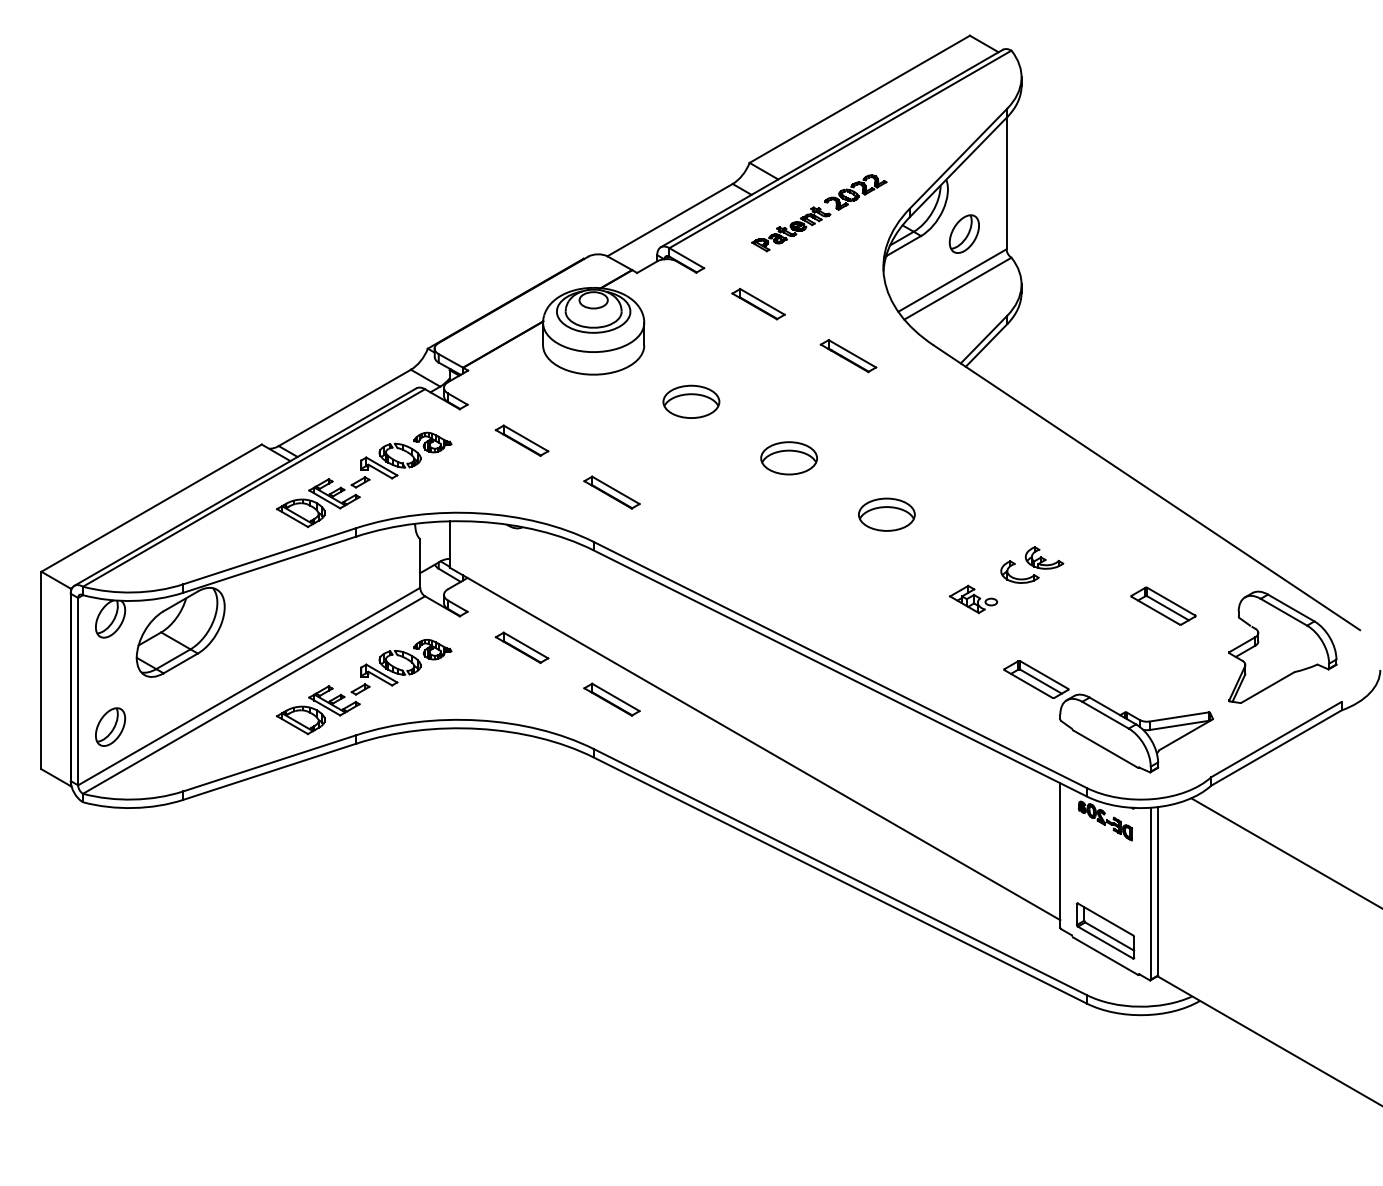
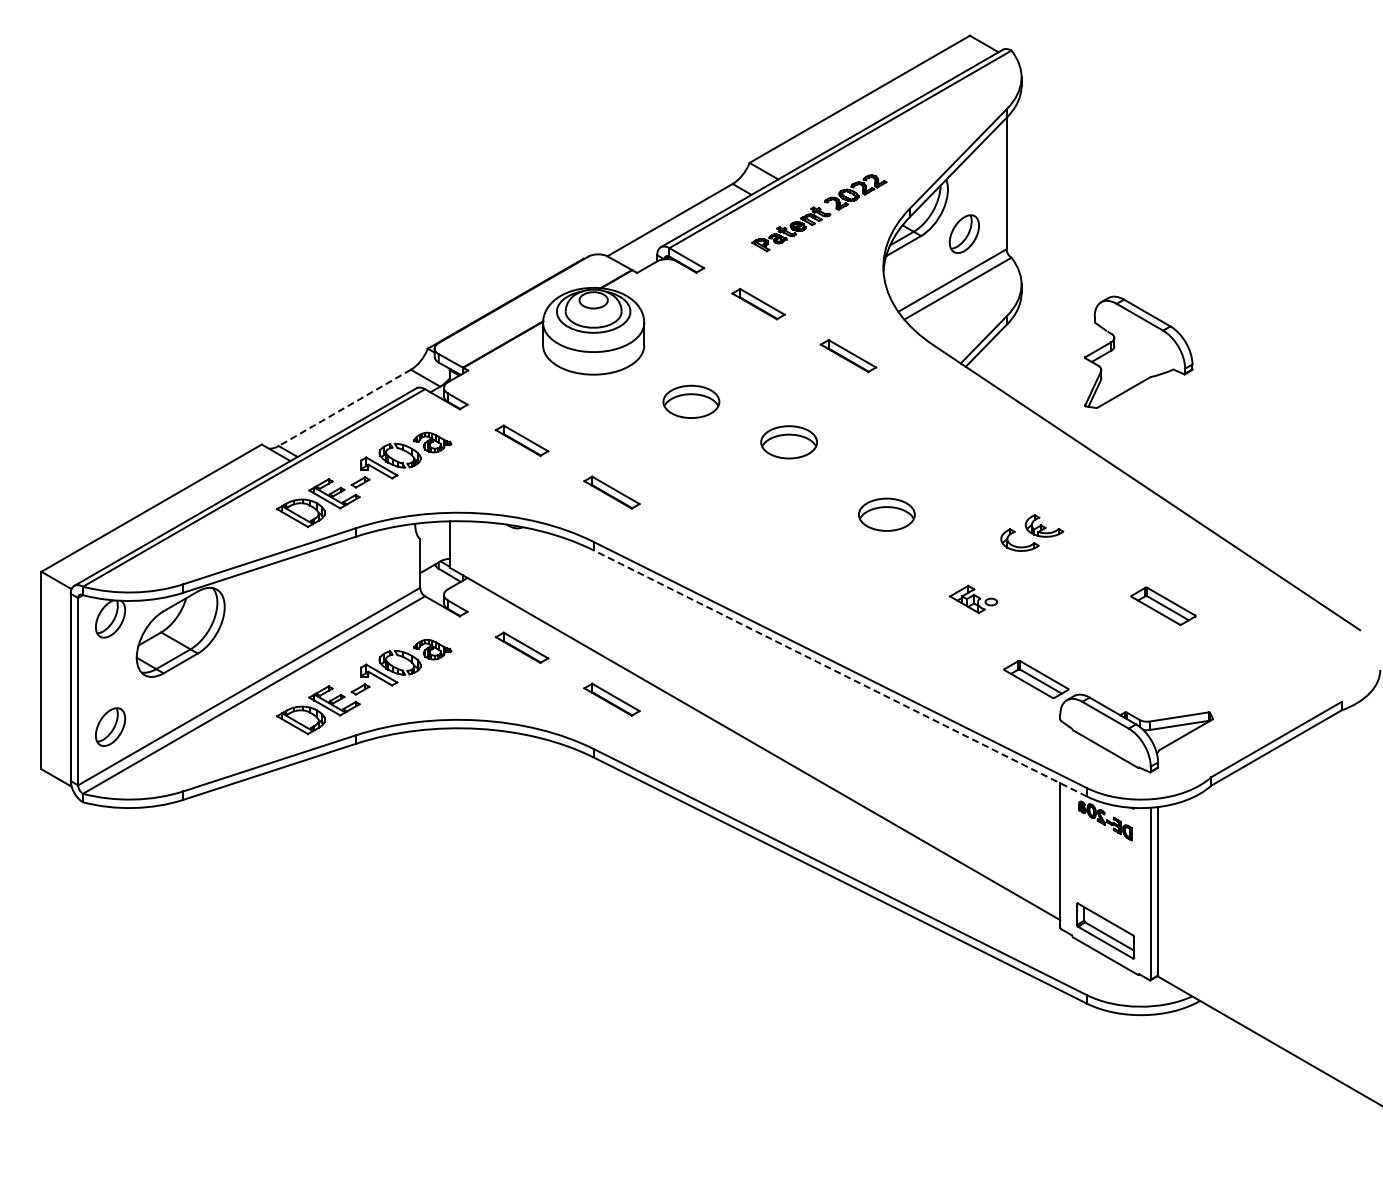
line: solid -> dashed (344, 408)
part position: (788, 458) -> (788, 442) (788, 442)
part position: (1032, 564) -> (1032, 532) (1032, 532)
part position: (1282, 646) -> (1138, 351) (1138, 351)
line: solid -> dashed (840, 673)
line: present -> none (1285, 852)
